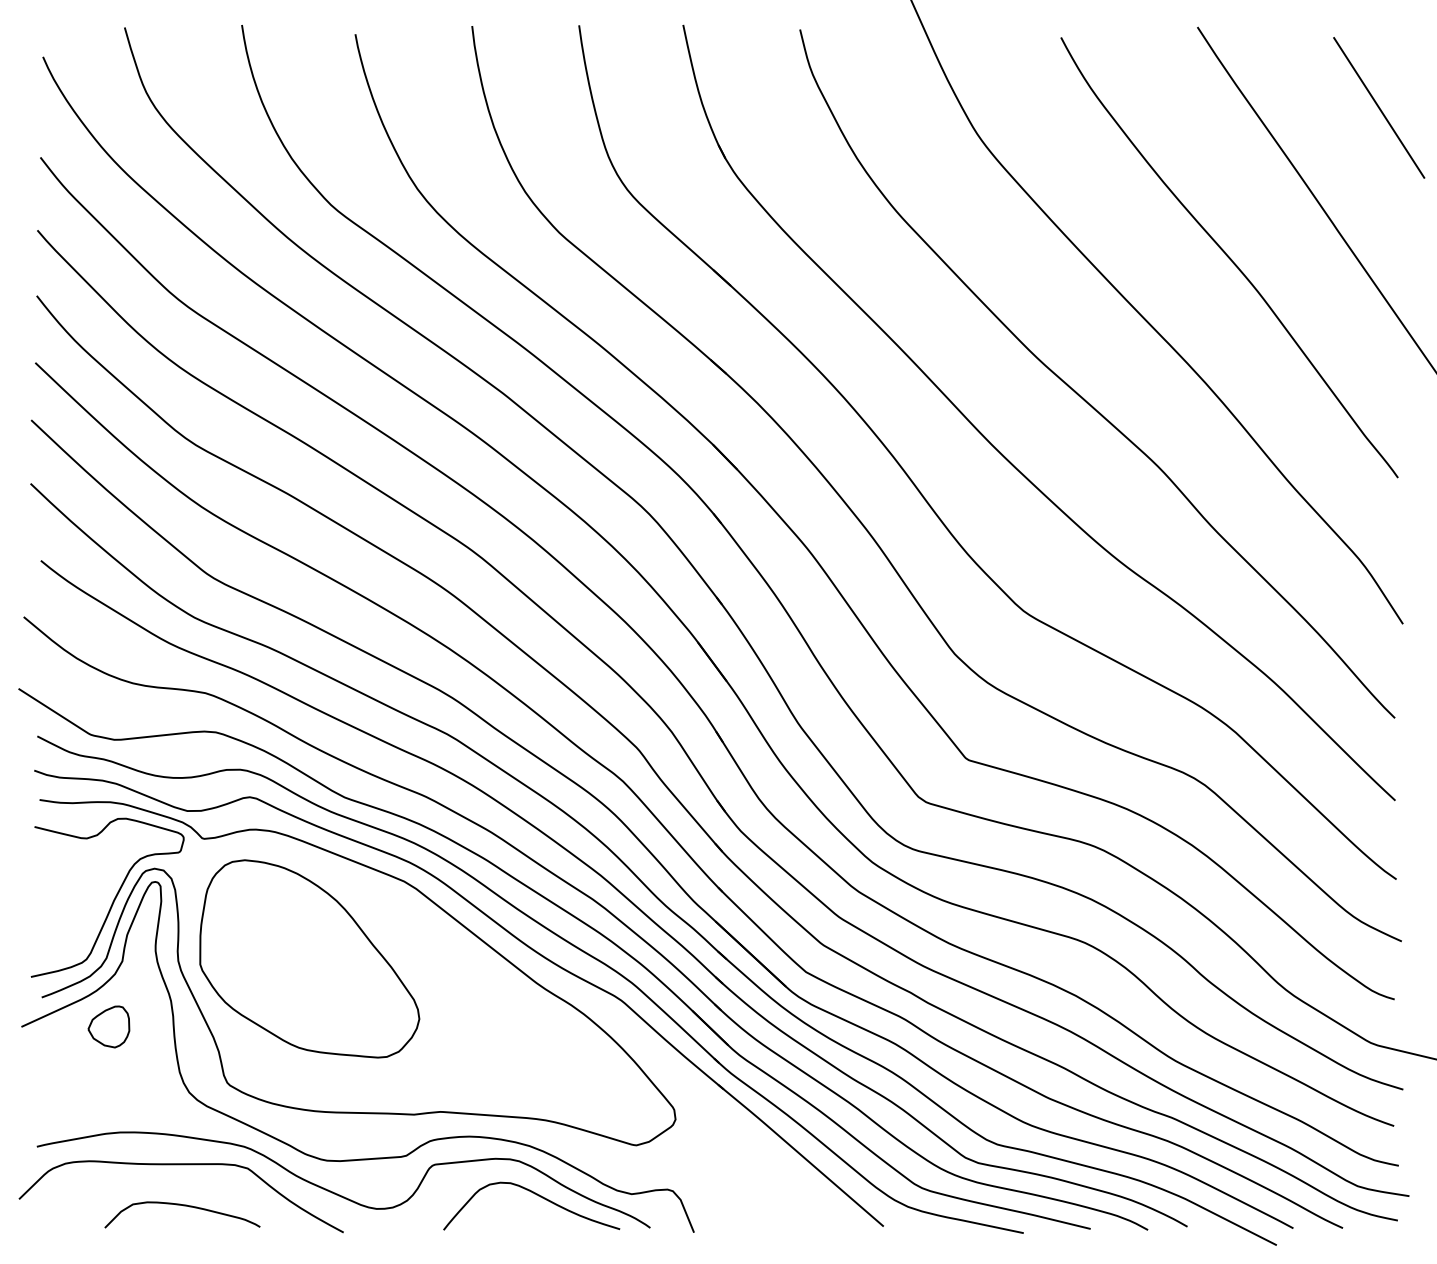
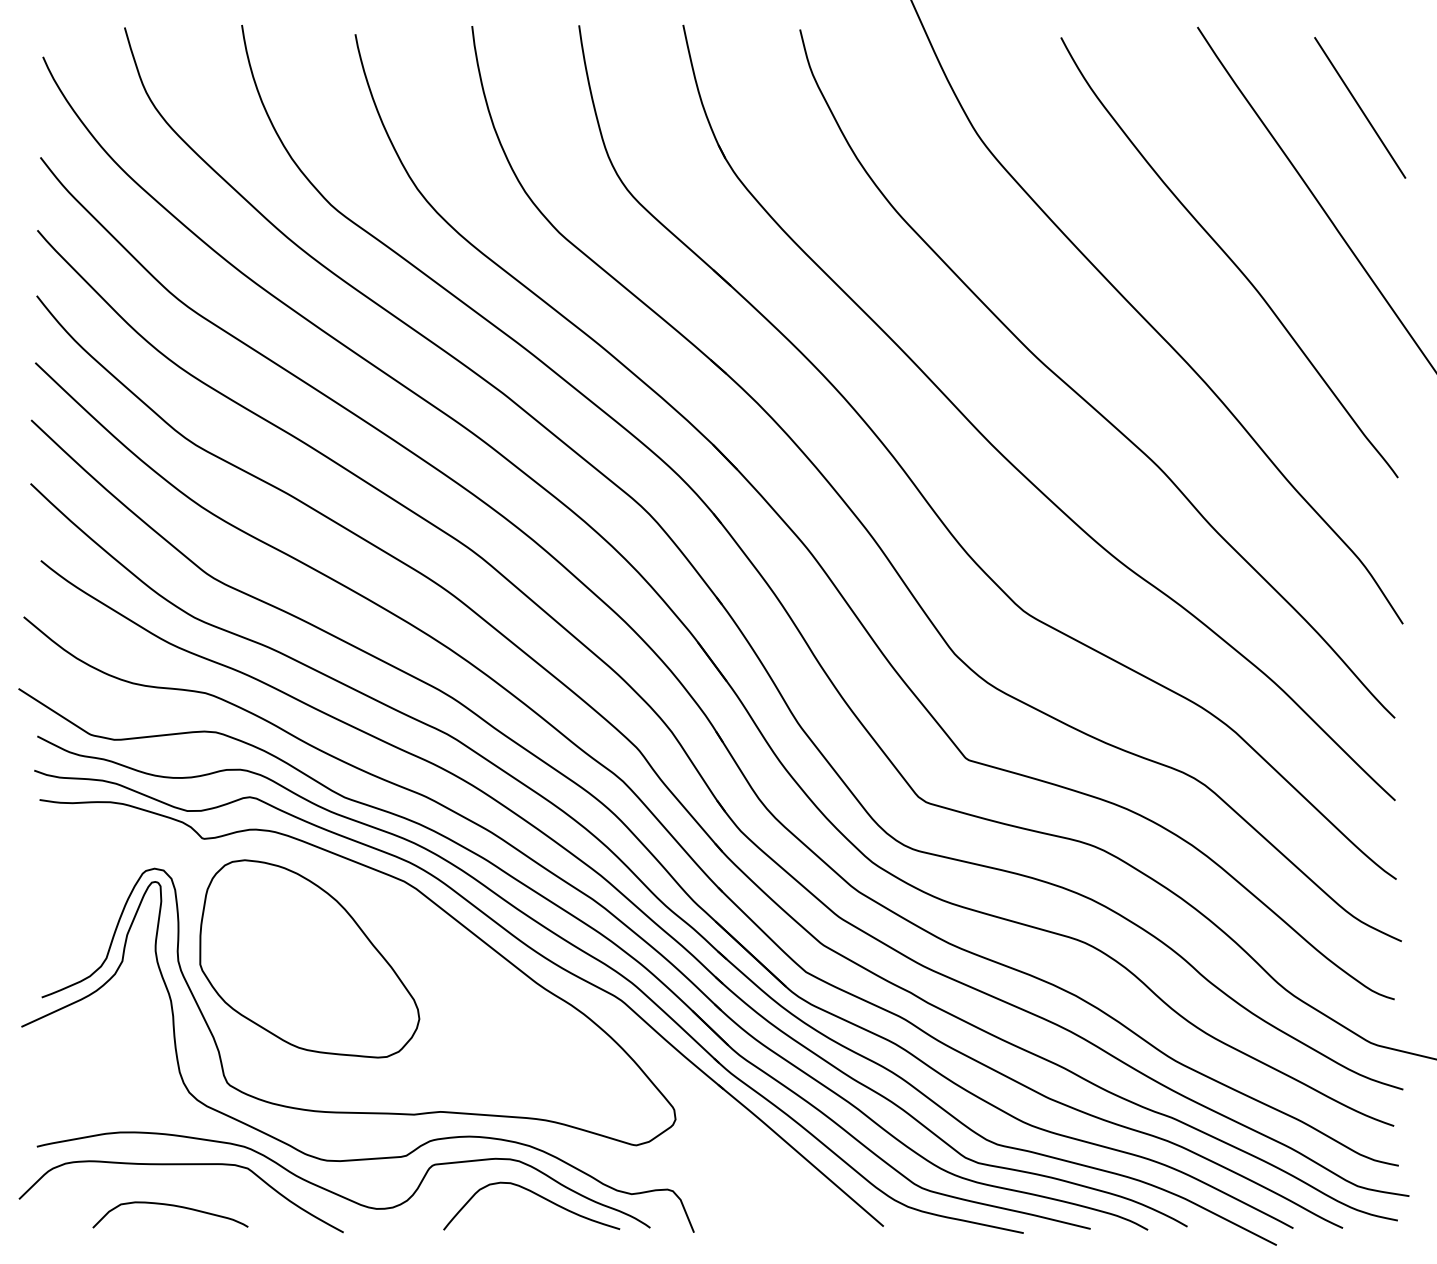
line position: (1379, 107) -> (1360, 107) (1360, 107)
curve: present -> none (113, 899)
part: present -> none (108, 1026)
curve position: (183, 1206) -> (171, 1206) (171, 1206)
